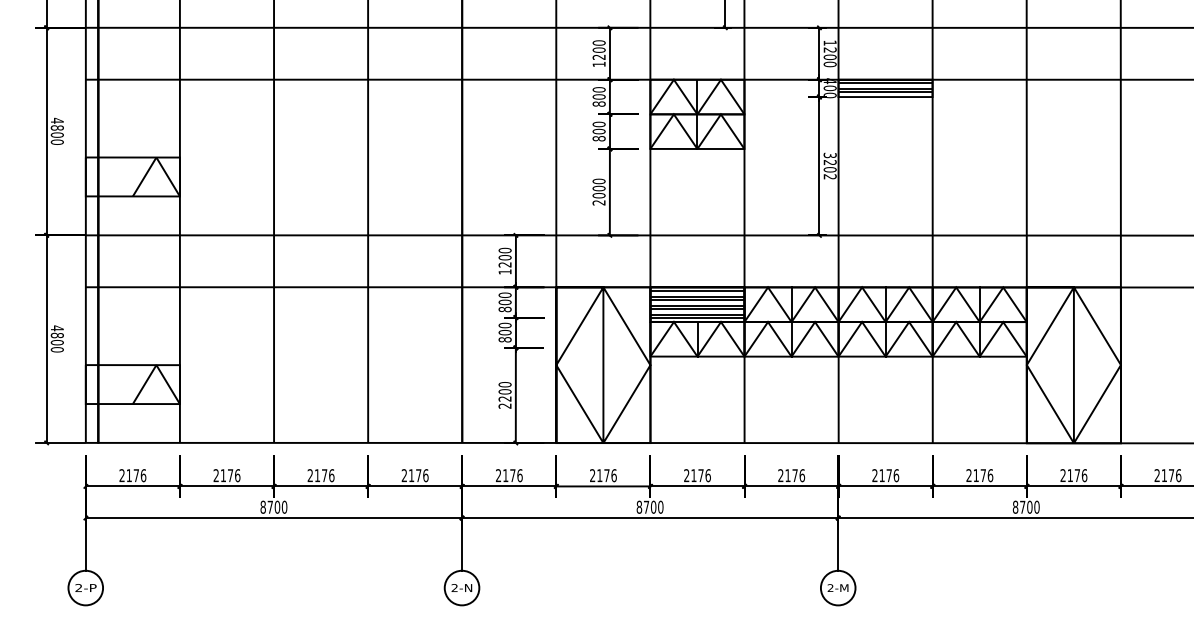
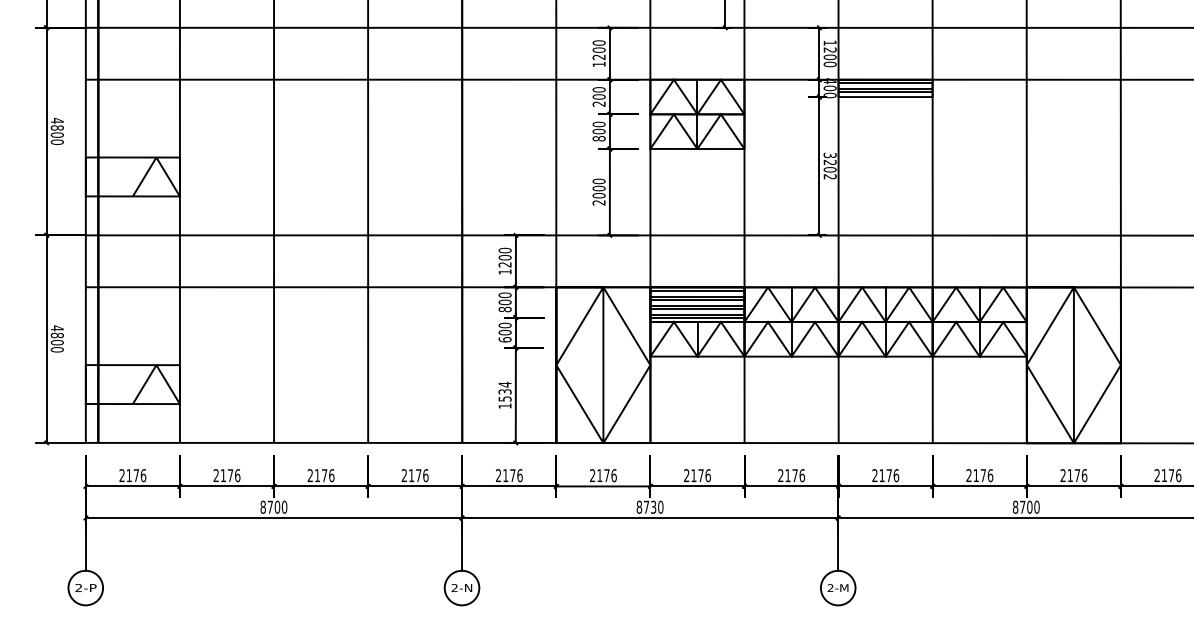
text: 800 -> 200 (598, 103)
text: 800 -> 600 (504, 339)
text: 2200 -> 1534 (504, 394)
text: 8700 -> 8730 (653, 506)
